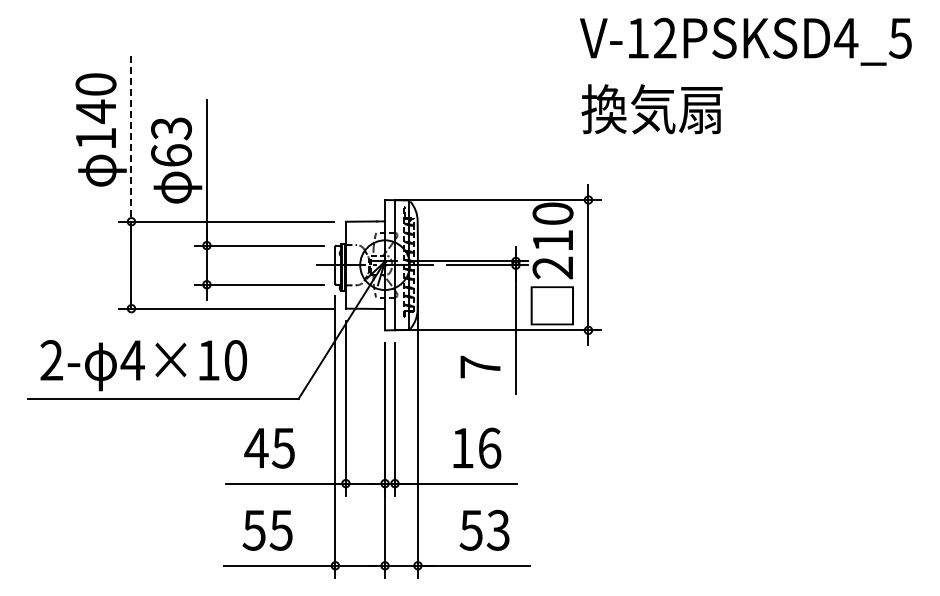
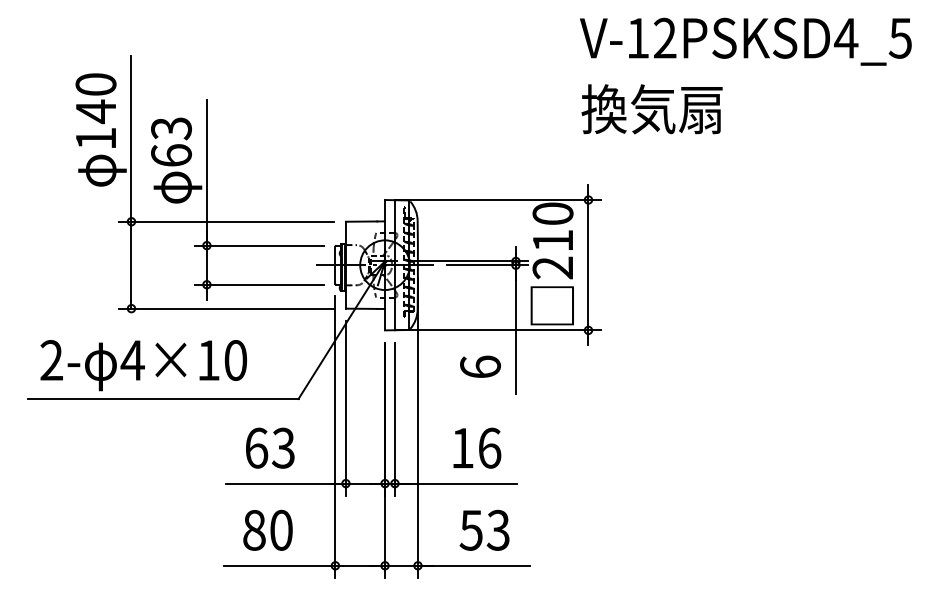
line: dashed -> solid (131, 138)
text: 7 -> 6 (480, 366)
text: 45 -> 63 (269, 447)
text: 55 -> 80 (267, 529)
